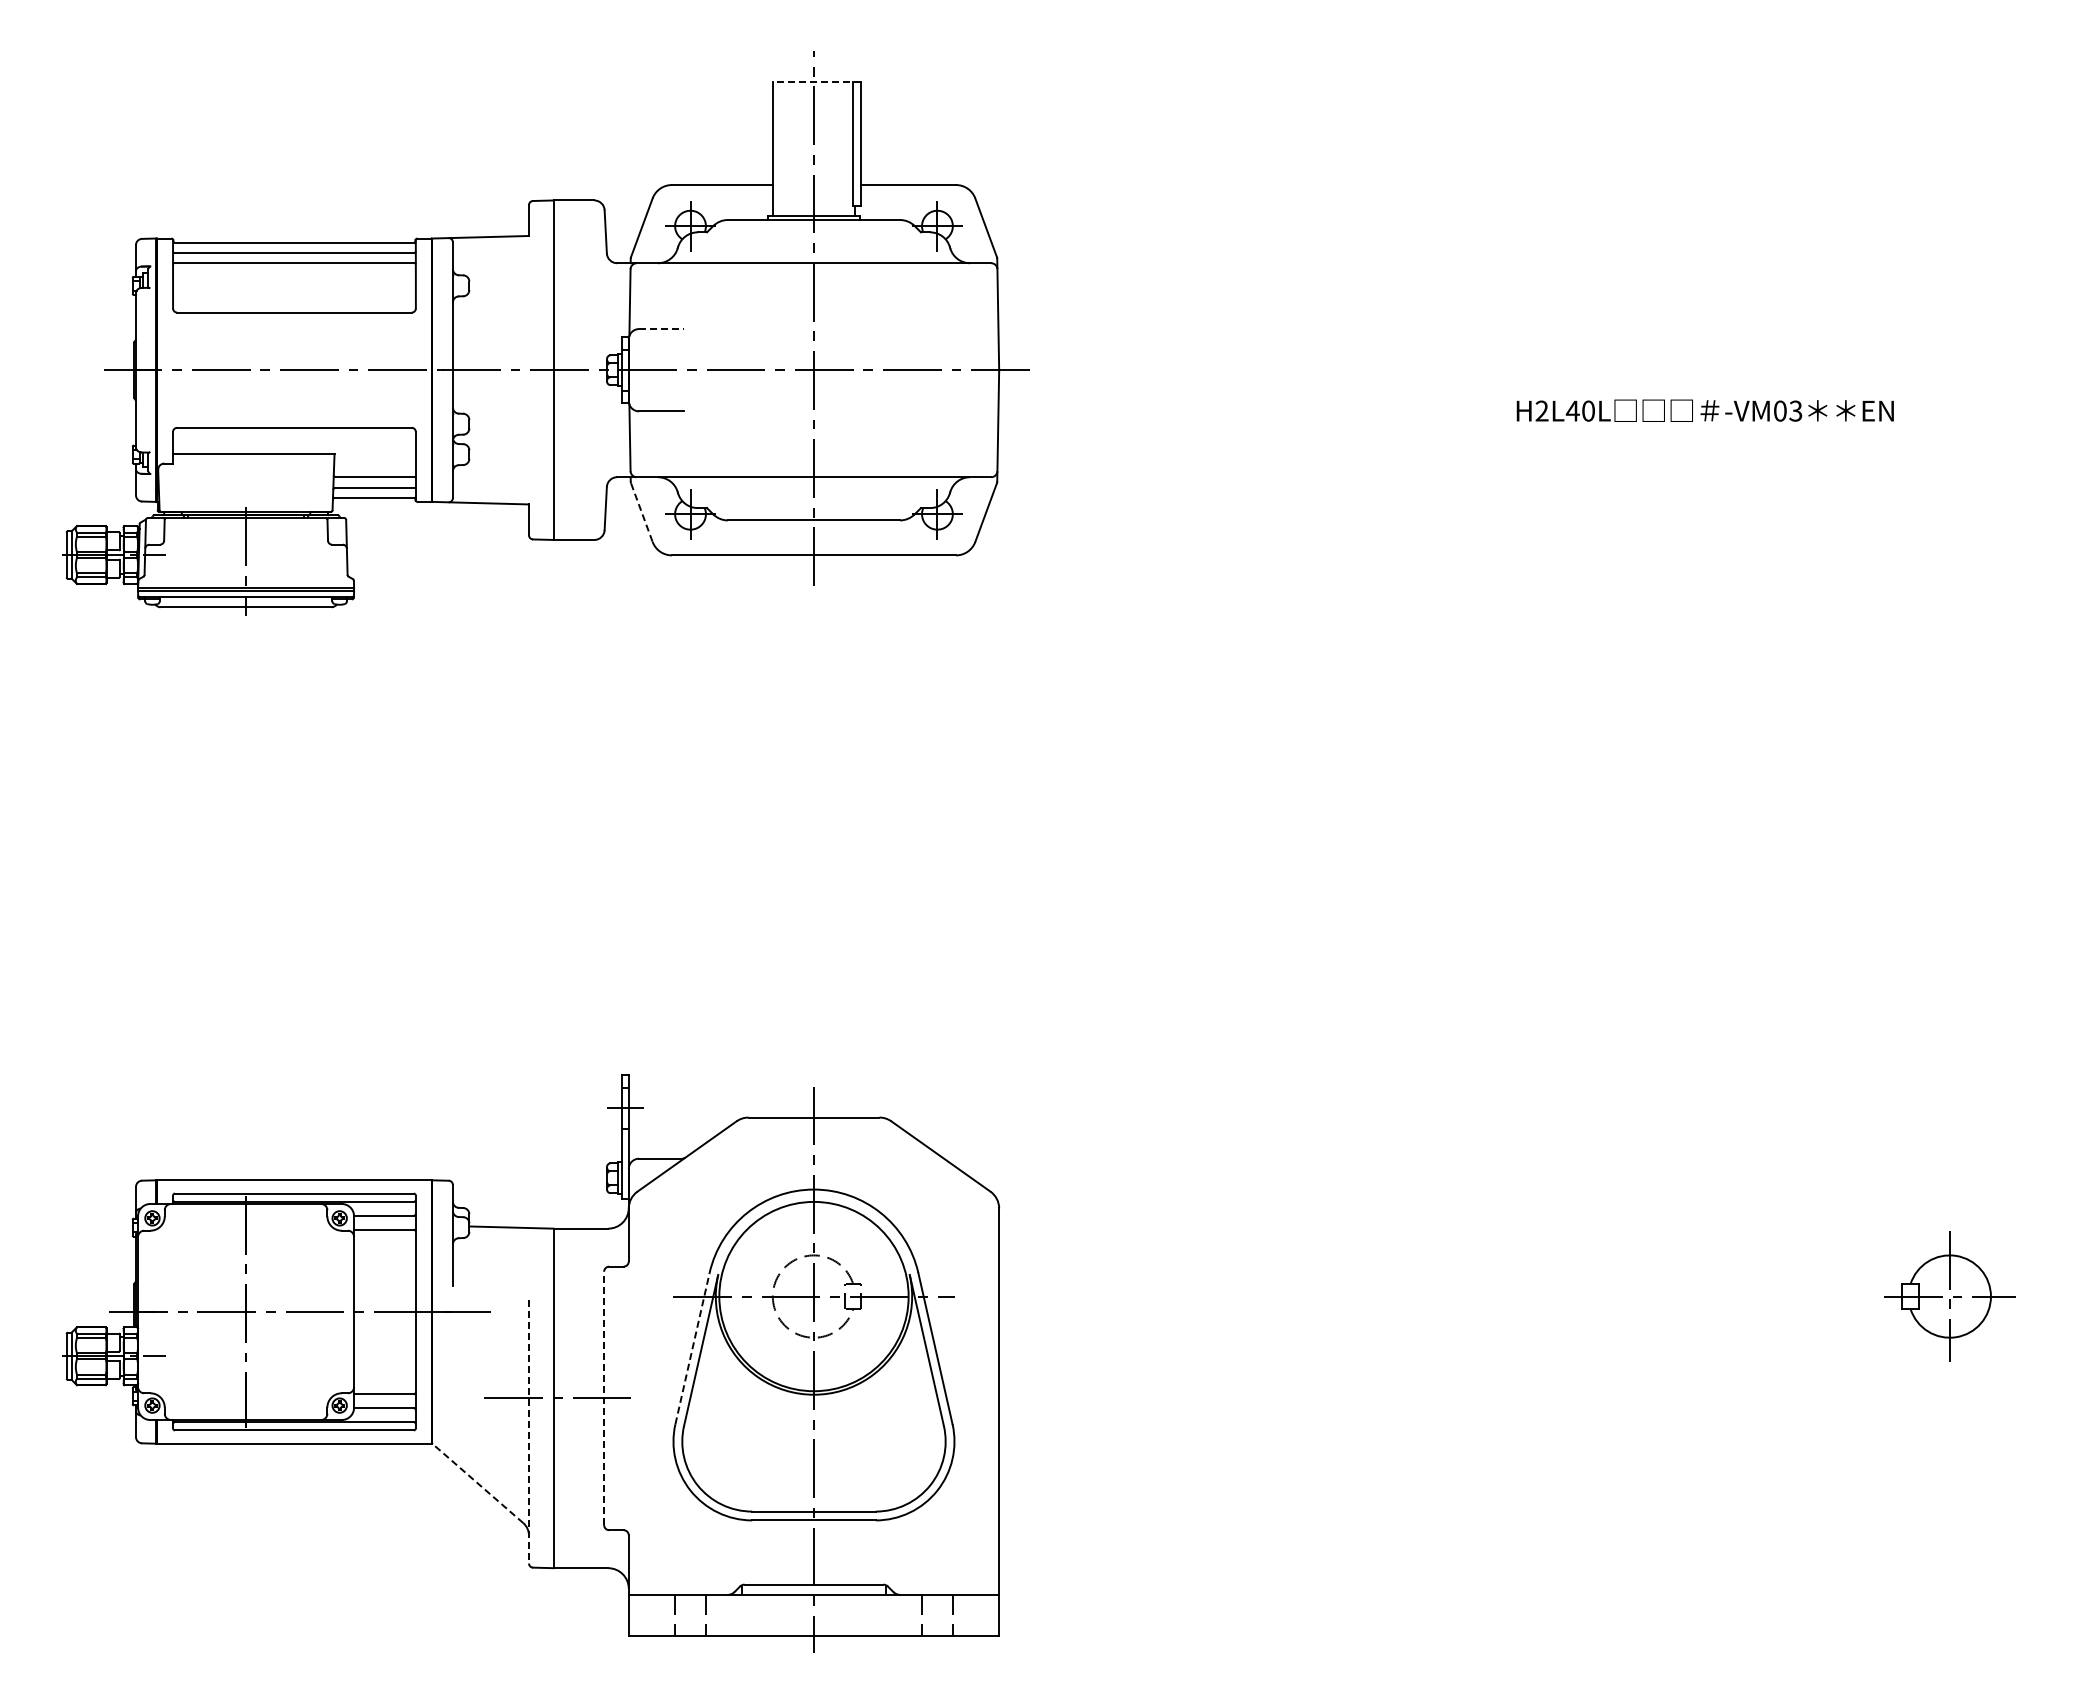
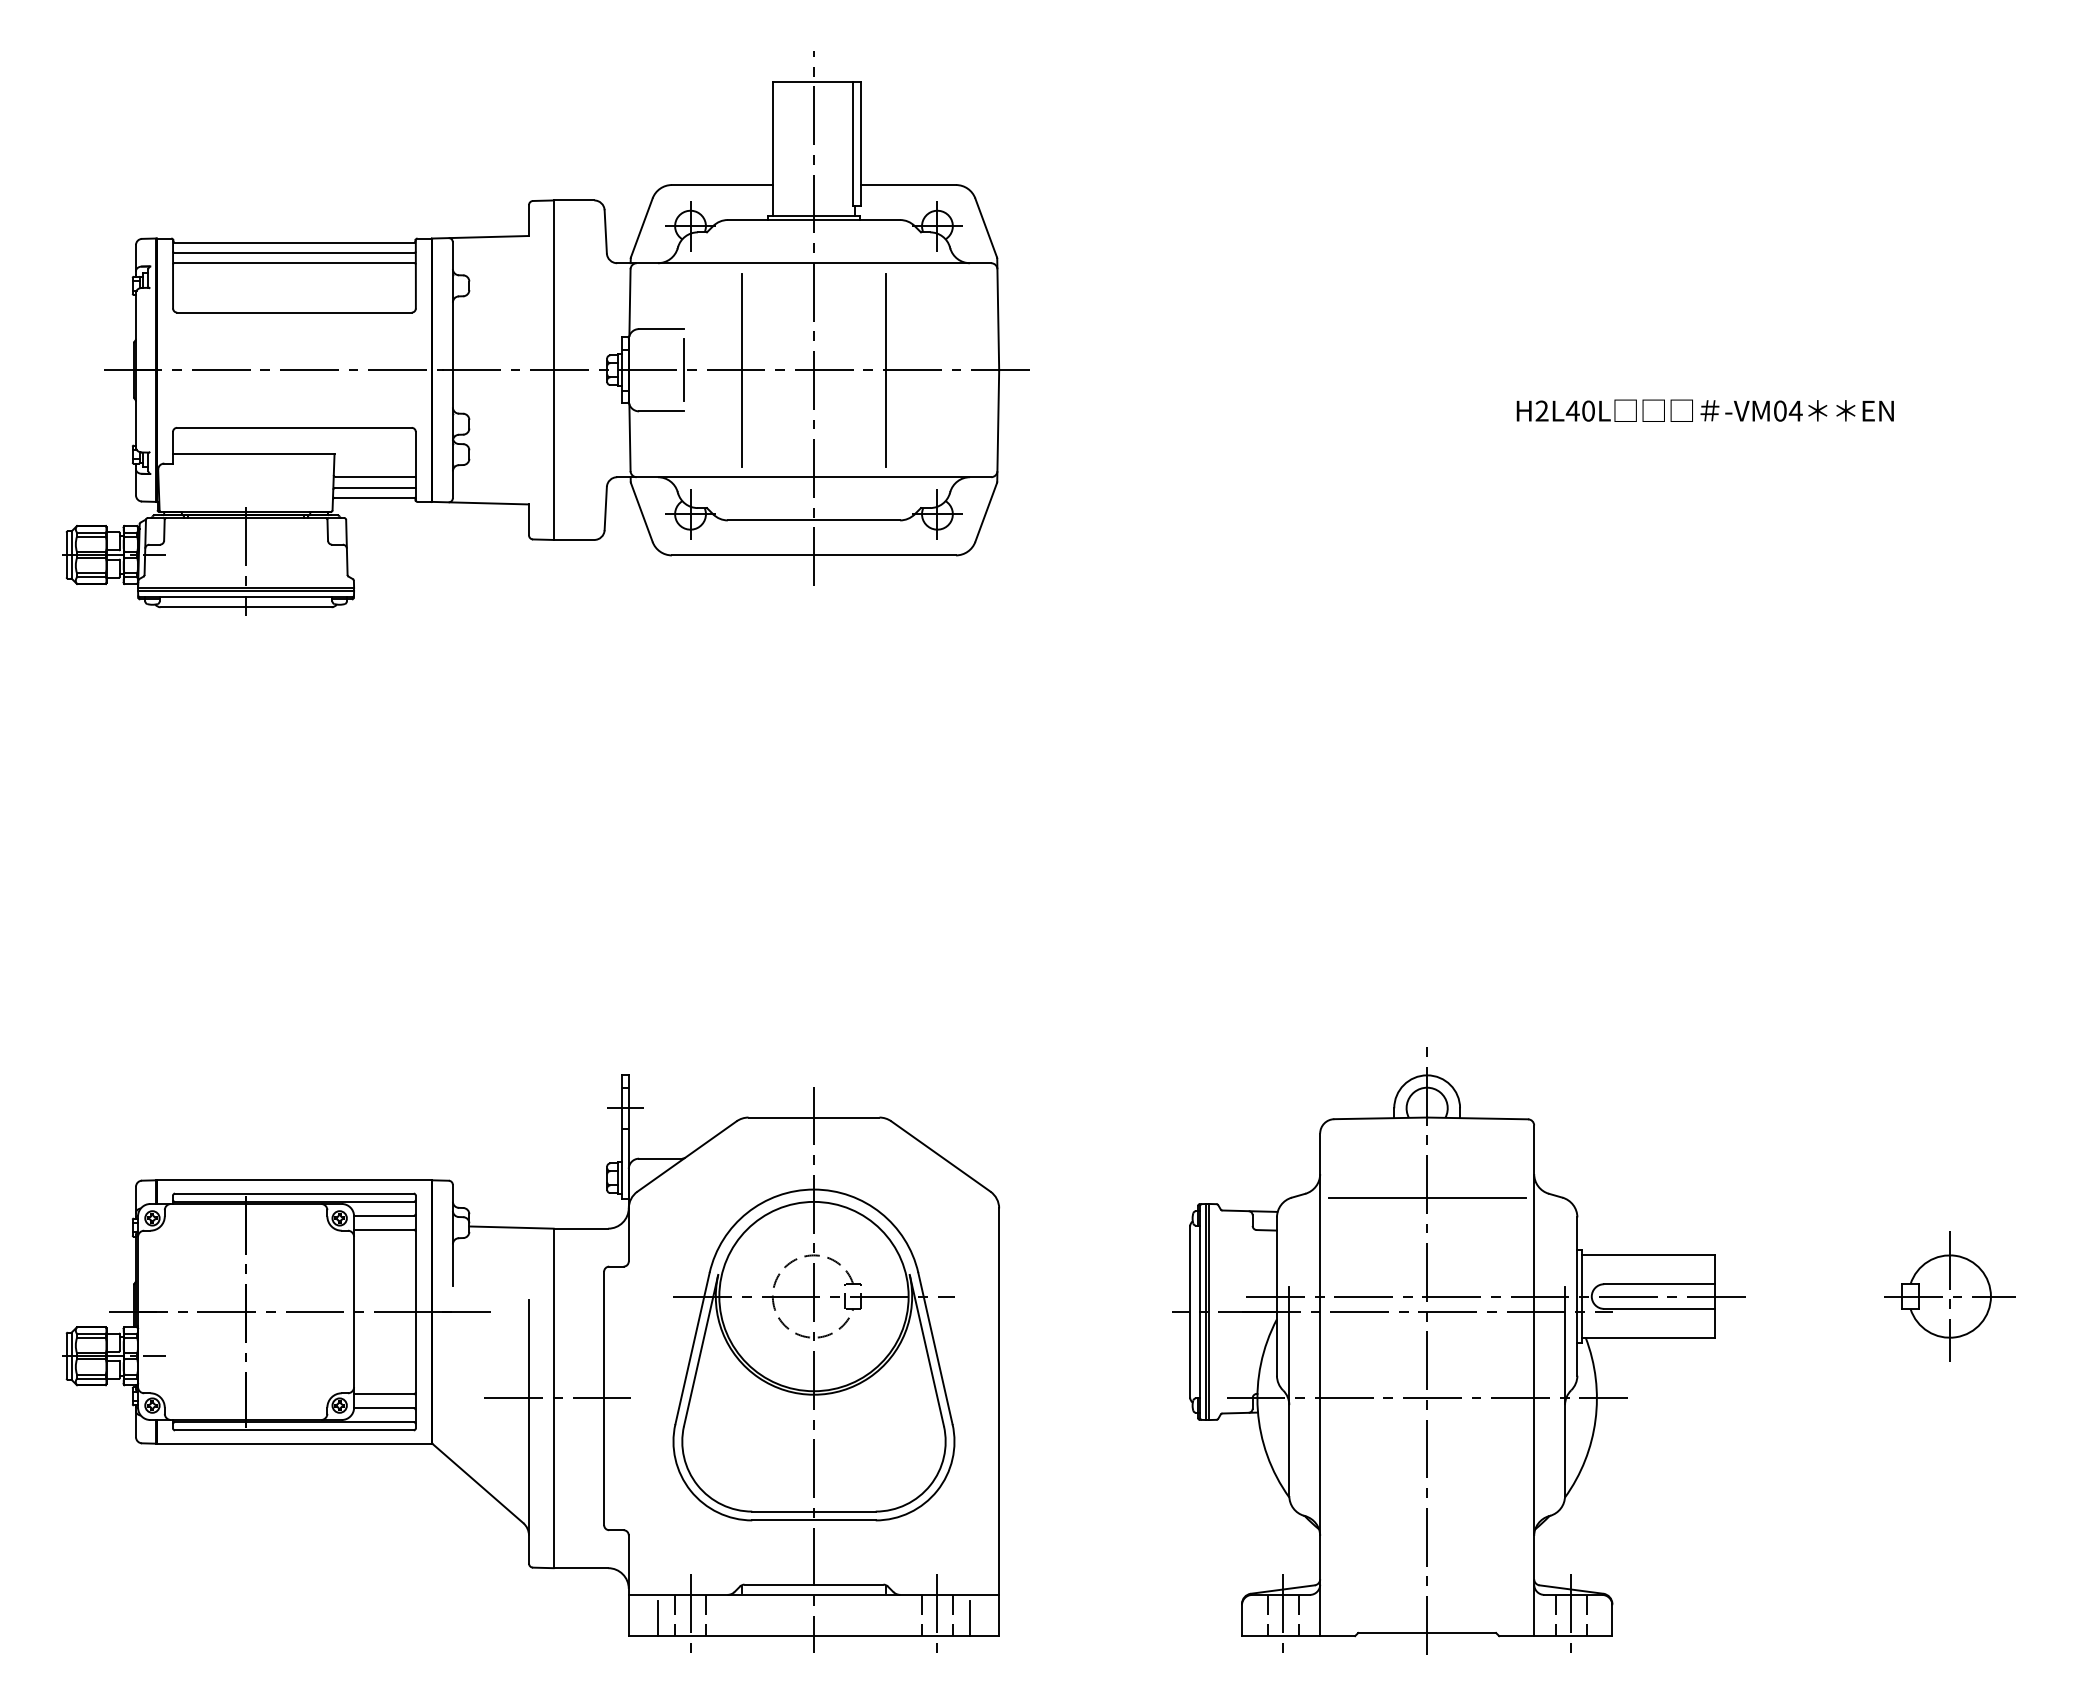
line: dashed -> solid (816, 82)
line: dashed -> solid (662, 329)
line: none -> present (741, 369)
line: none -> present (886, 369)
line: none -> present (683, 370)
text: -VM03 -> -VM04 (1795, 410)
line: dashed -> solid (642, 513)
line: dashed -> solid (692, 1348)
part: none -> present (1458, 1350)
line: dashed -> solid (604, 1398)
line: dashed -> solid (529, 1431)
line: dashed -> solid (477, 1483)
line: none -> present (690, 1615)
line: none -> present (937, 1615)
line: none -> present (657, 1618)
line: none -> present (970, 1618)
